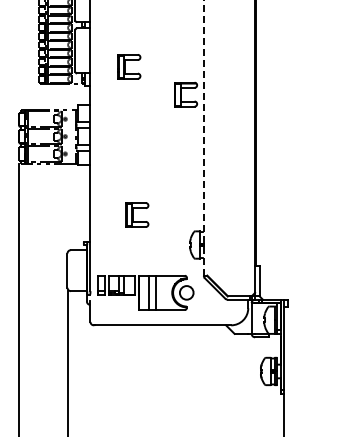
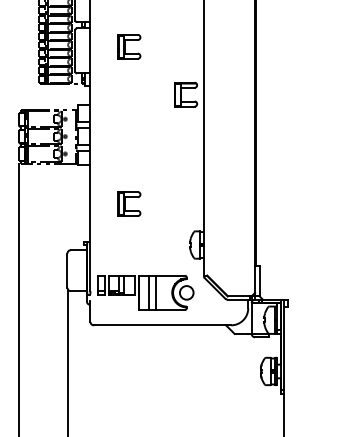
part position: (129, 66) -> (129, 46) (129, 46)
line: dashed -> solid (203, 137)
part position: (137, 214) -> (129, 203) (129, 203)
